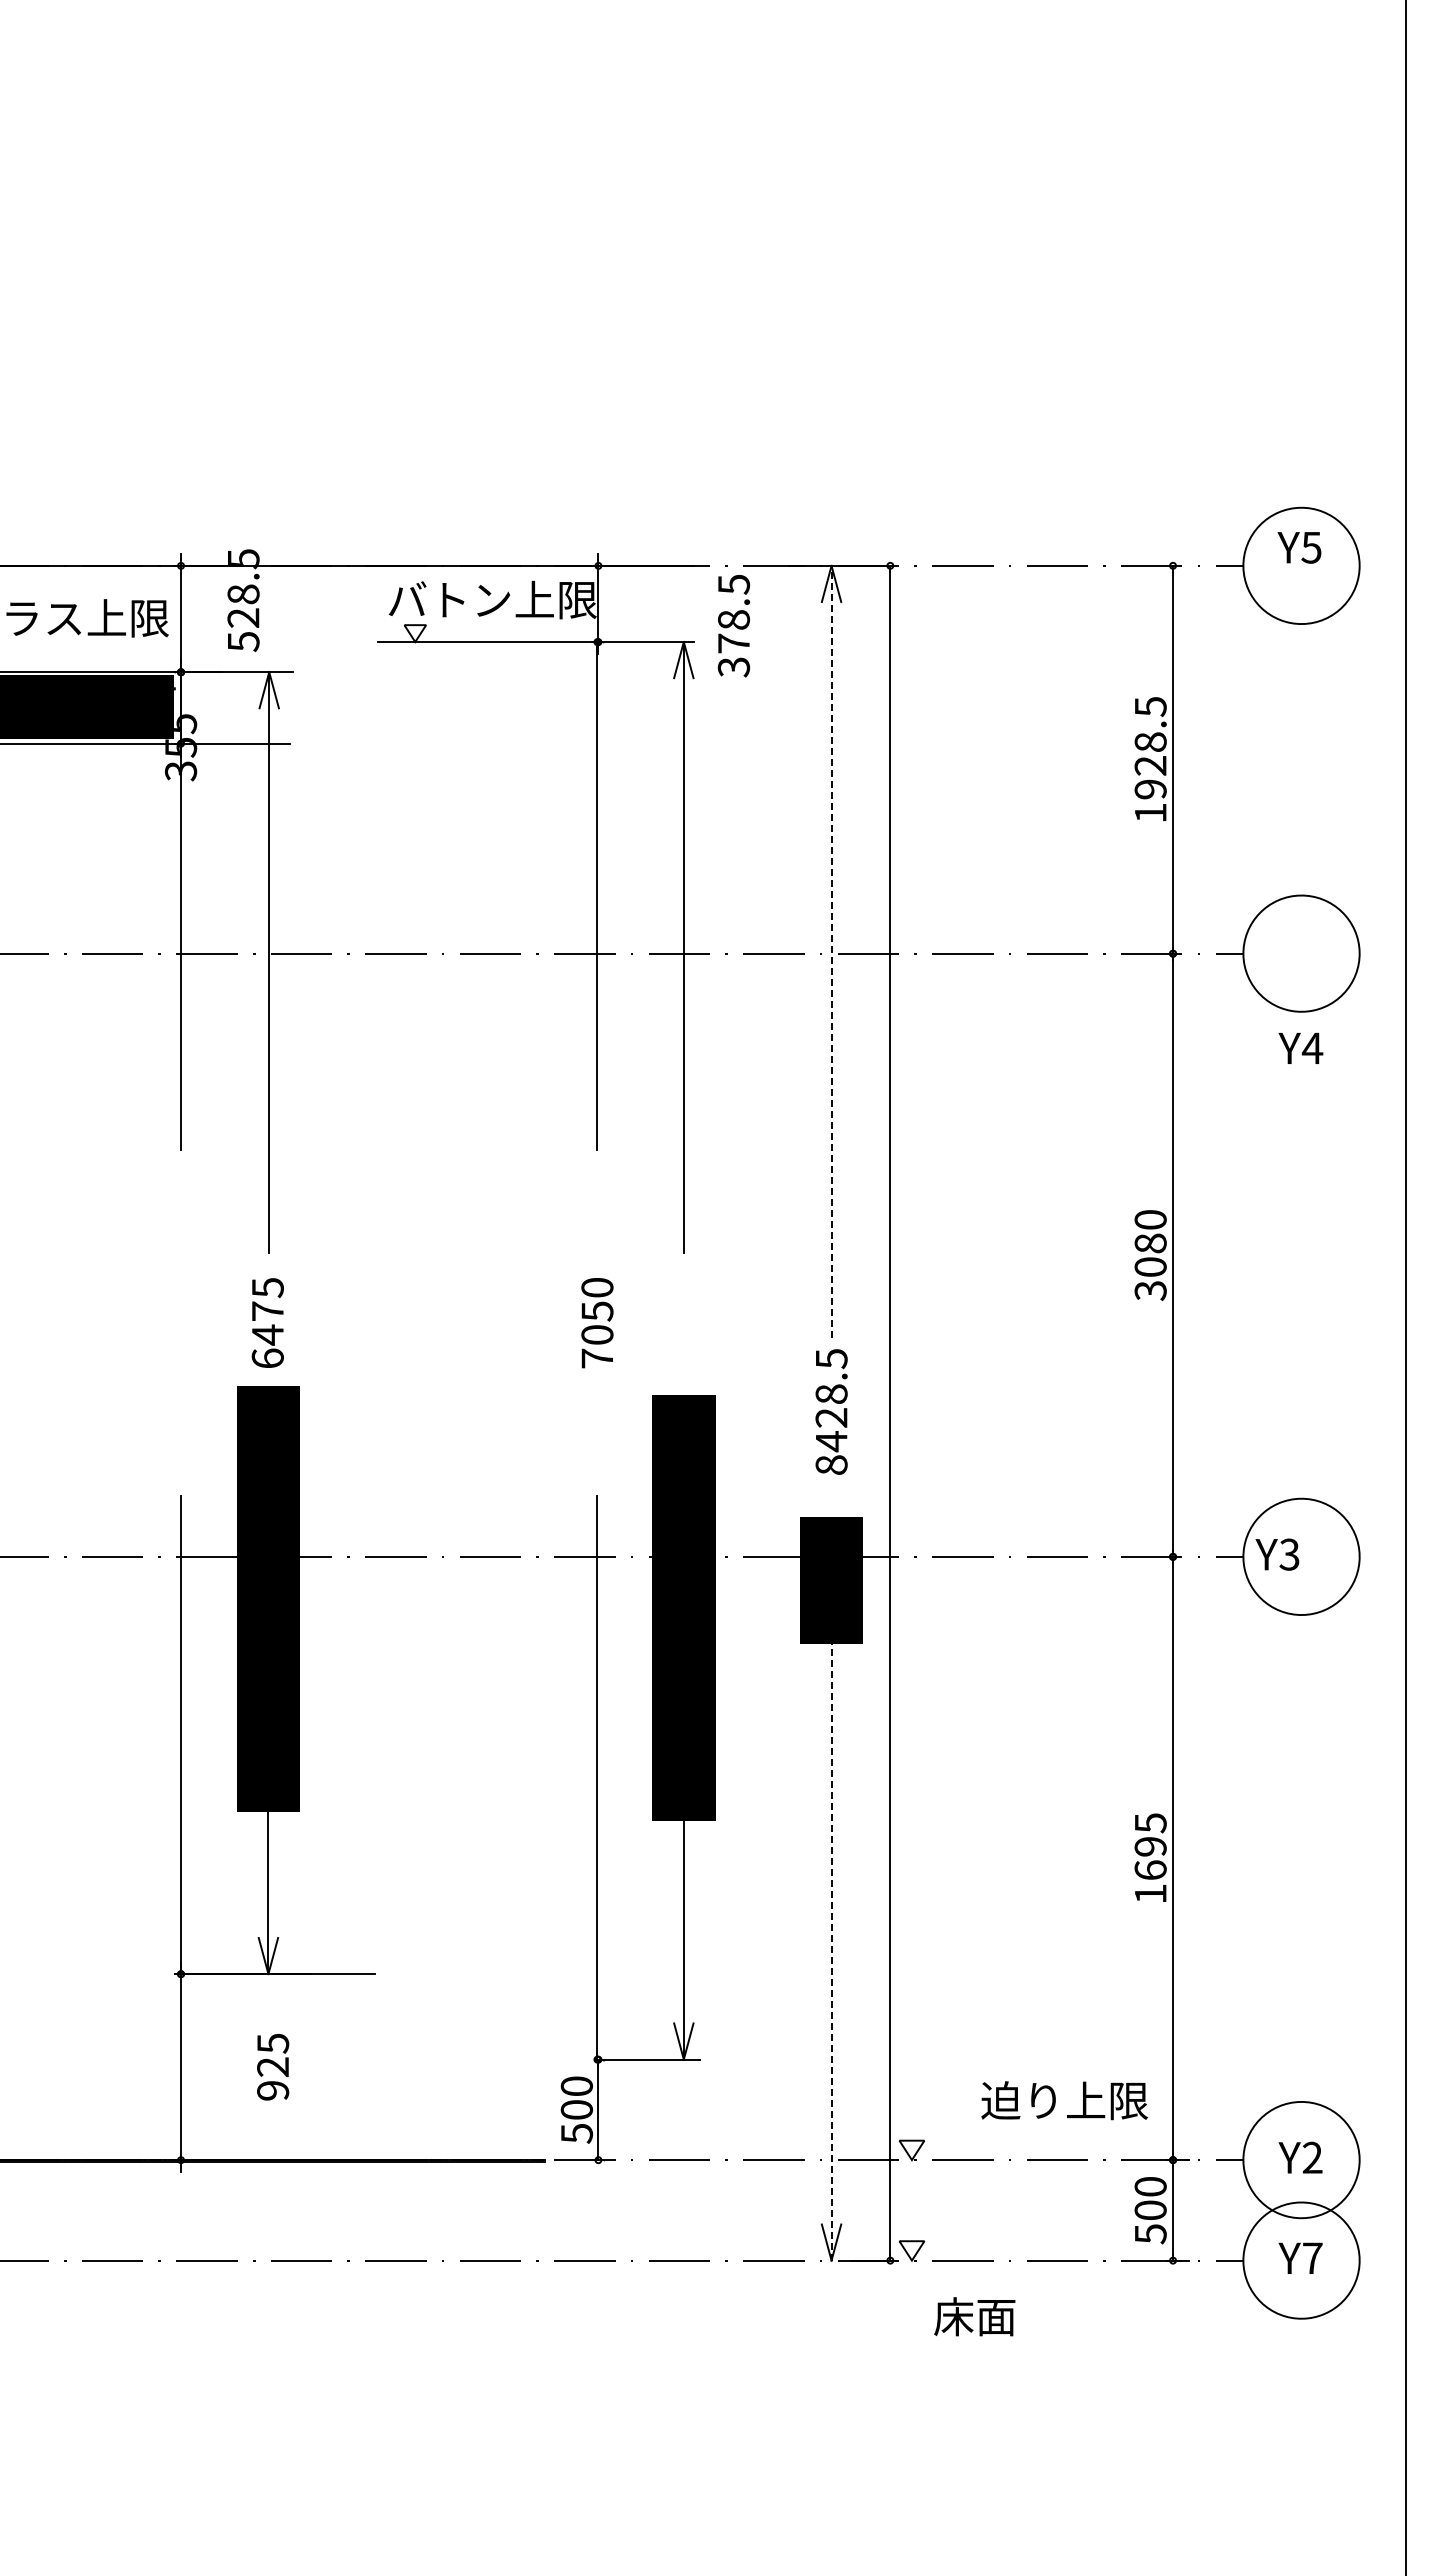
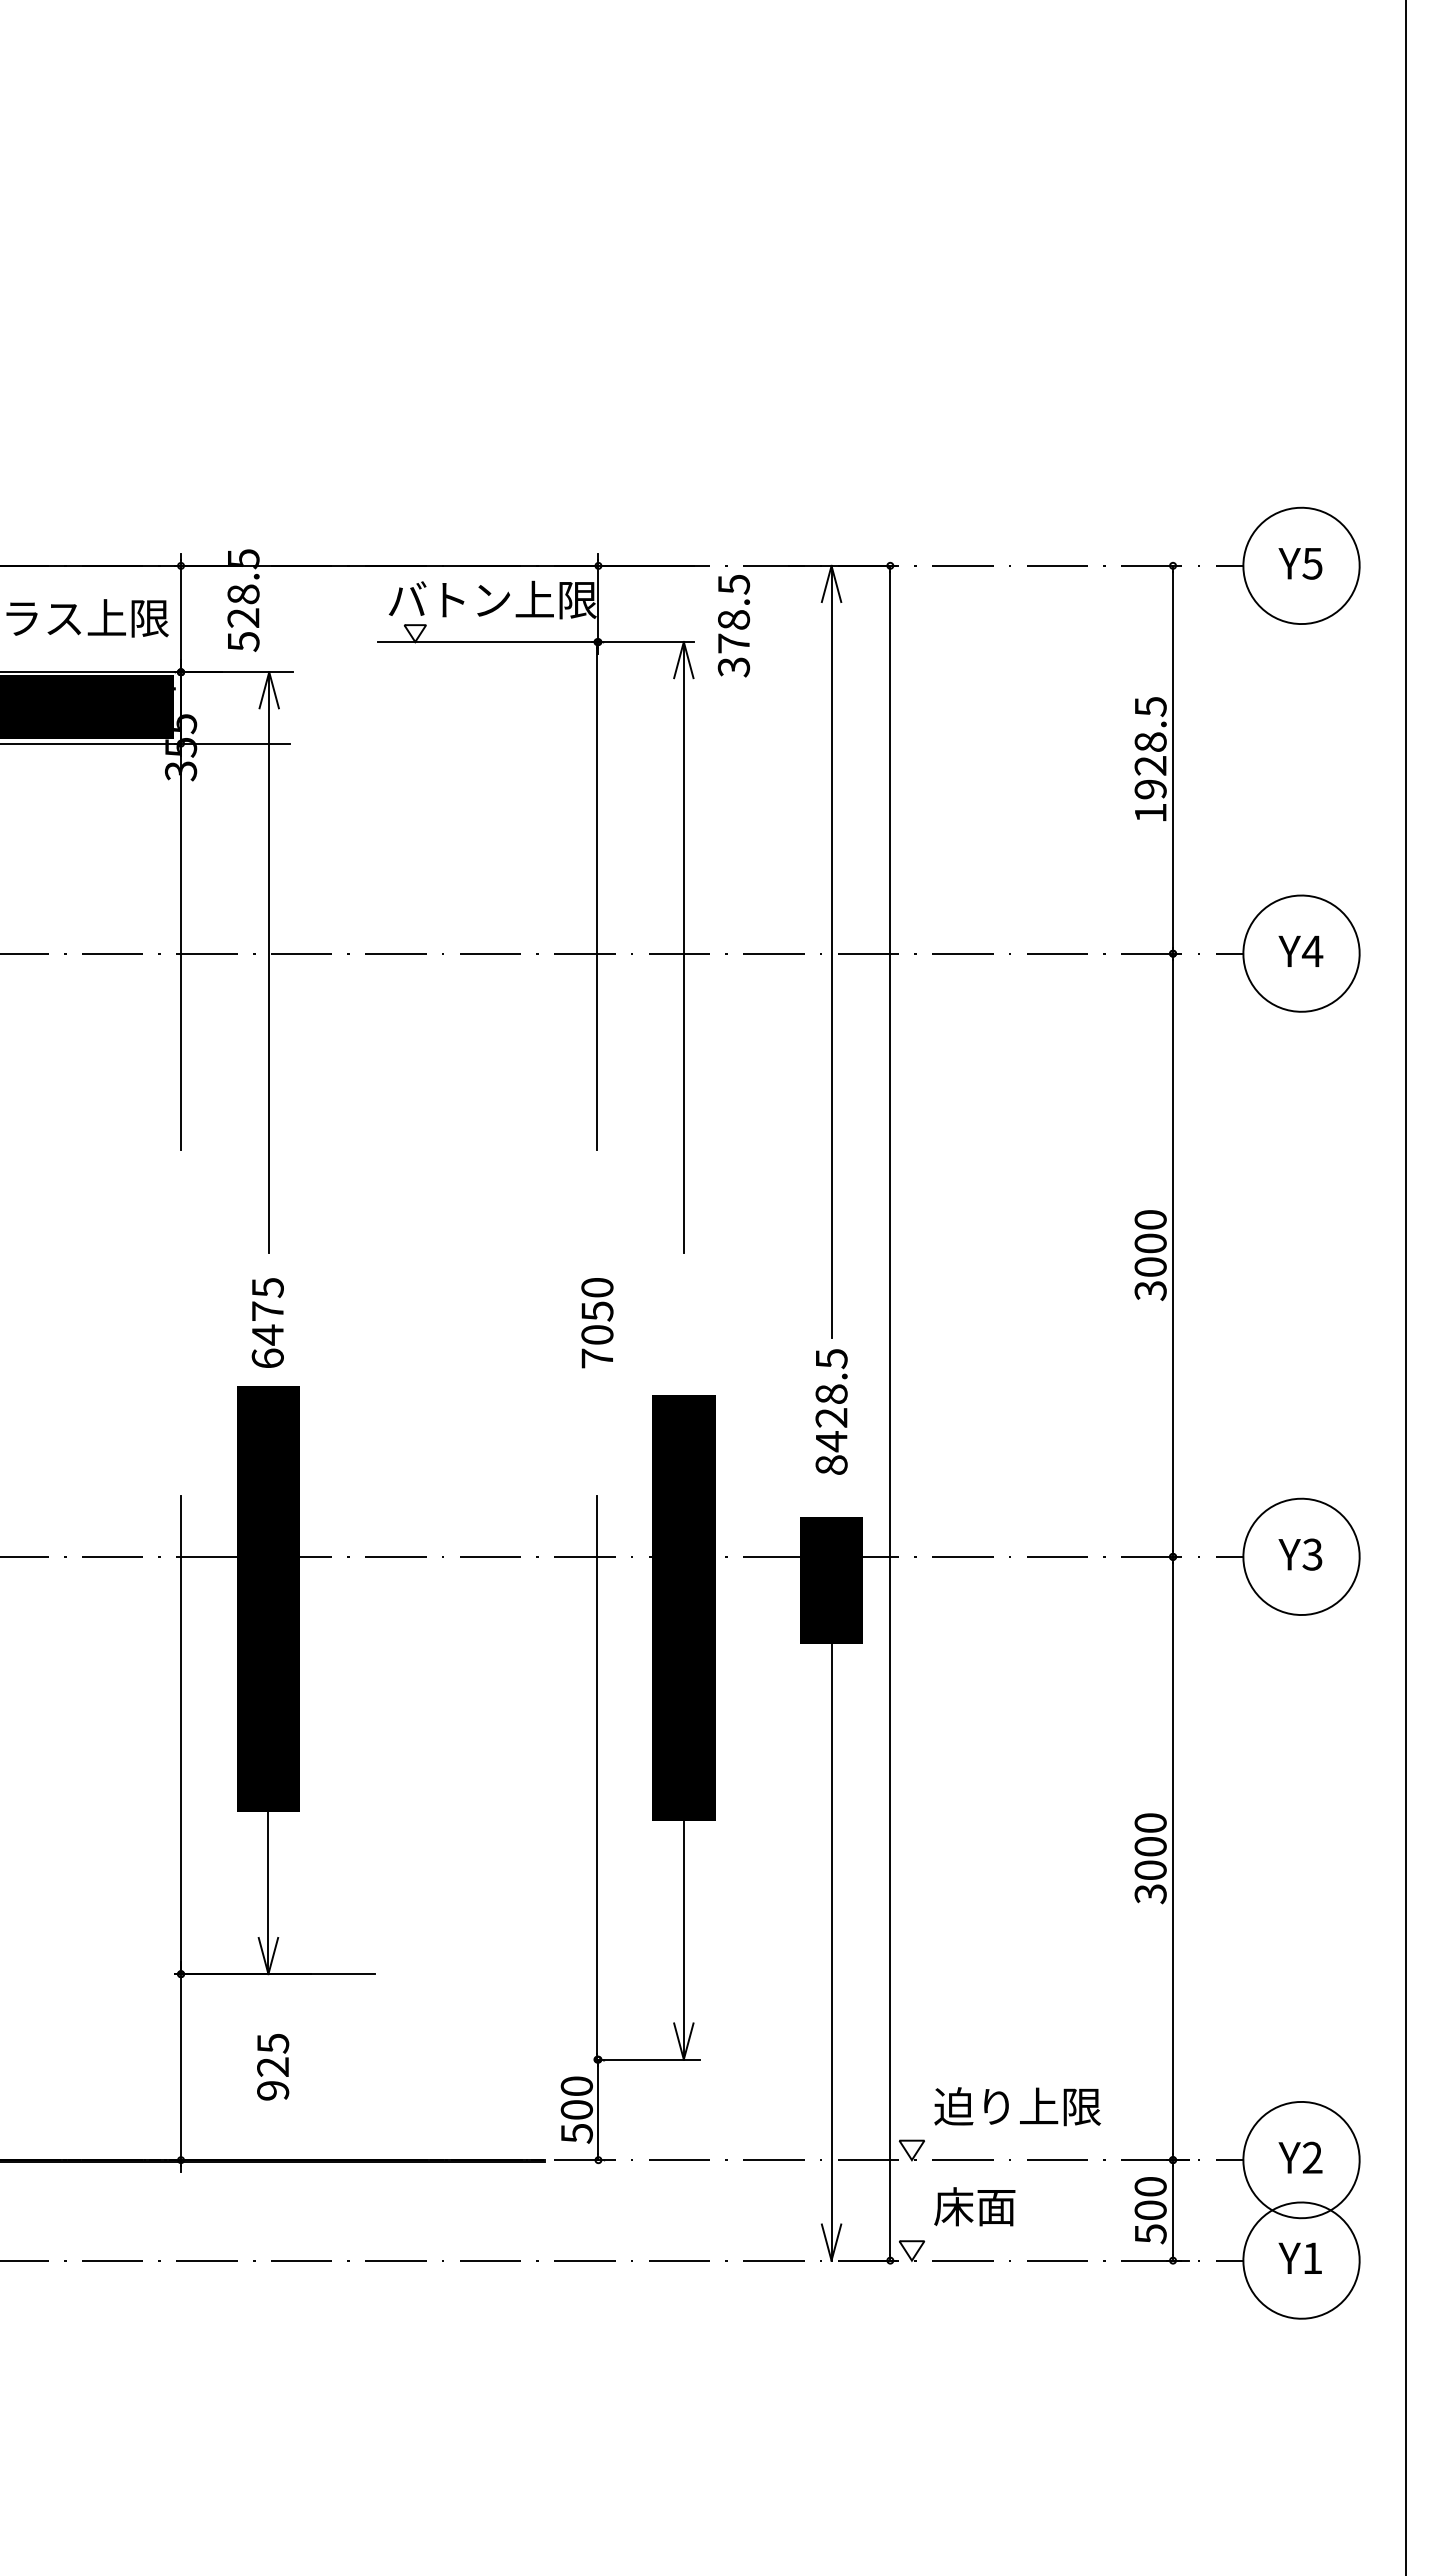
text position: (1299, 547) -> (1300, 563) (1300, 563)
line: dashed -> solid (831, 951)
text position: (1300, 1048) -> (1300, 951) (1300, 951)
text: 3080 -> 3000 (1150, 1243)
text position: (1277, 1554) -> (1300, 1554) (1300, 1554)
text: 1695 -> 3000 (1150, 1858)
line: dashed -> solid (831, 1928)
text position: (1064, 2100) -> (1017, 2106) (1017, 2106)
text: Y7 -> Y1 (1312, 2257)
text position: (974, 2316) -> (974, 2206) (974, 2206)
